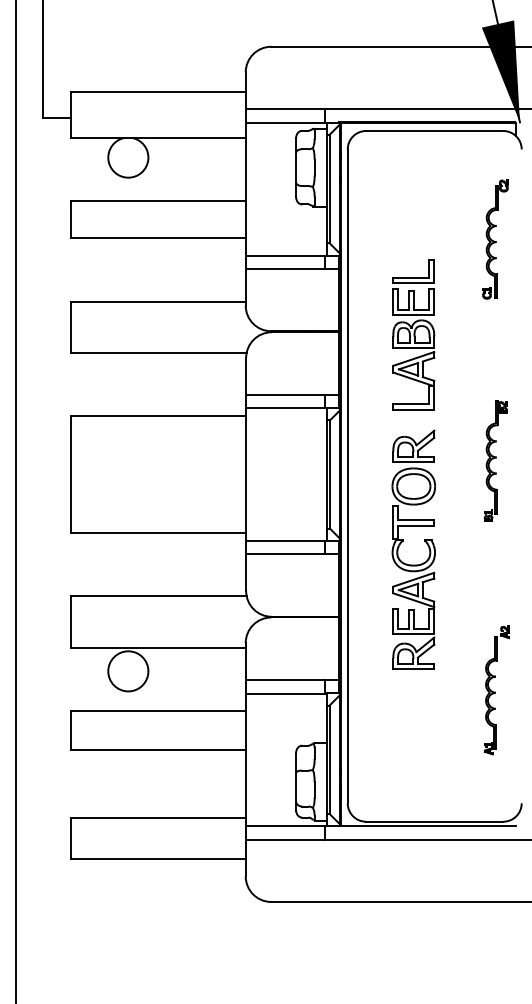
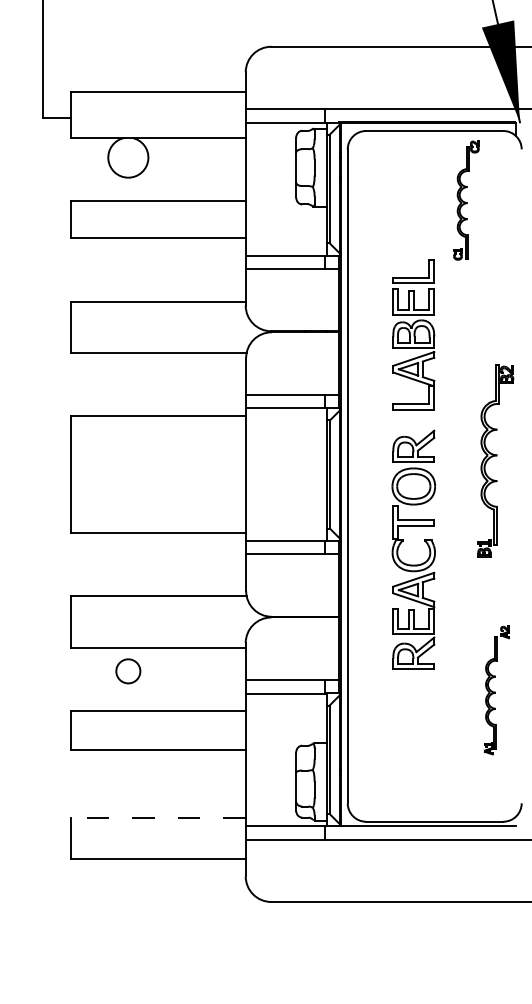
part position: (495, 239) -> (466, 200) (466, 200)
part size: 25x122 px -> 38x194 px (495, 460)
line: present -> none (15, 501)
circle diameter: 40 px -> 24 px (128, 671)
line: solid -> dashed (157, 817)
